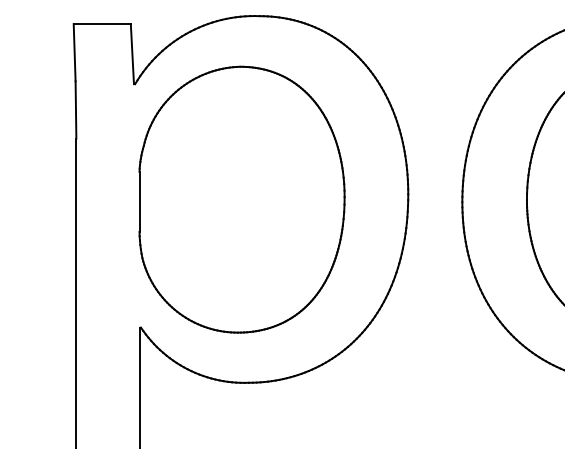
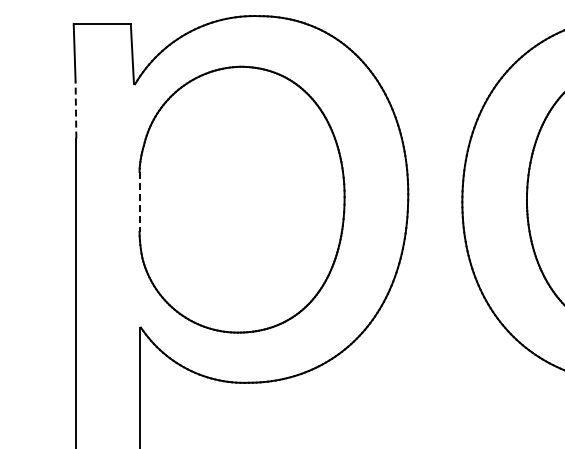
line: solid -> dashed (75, 109)
line: solid -> dashed (139, 202)
